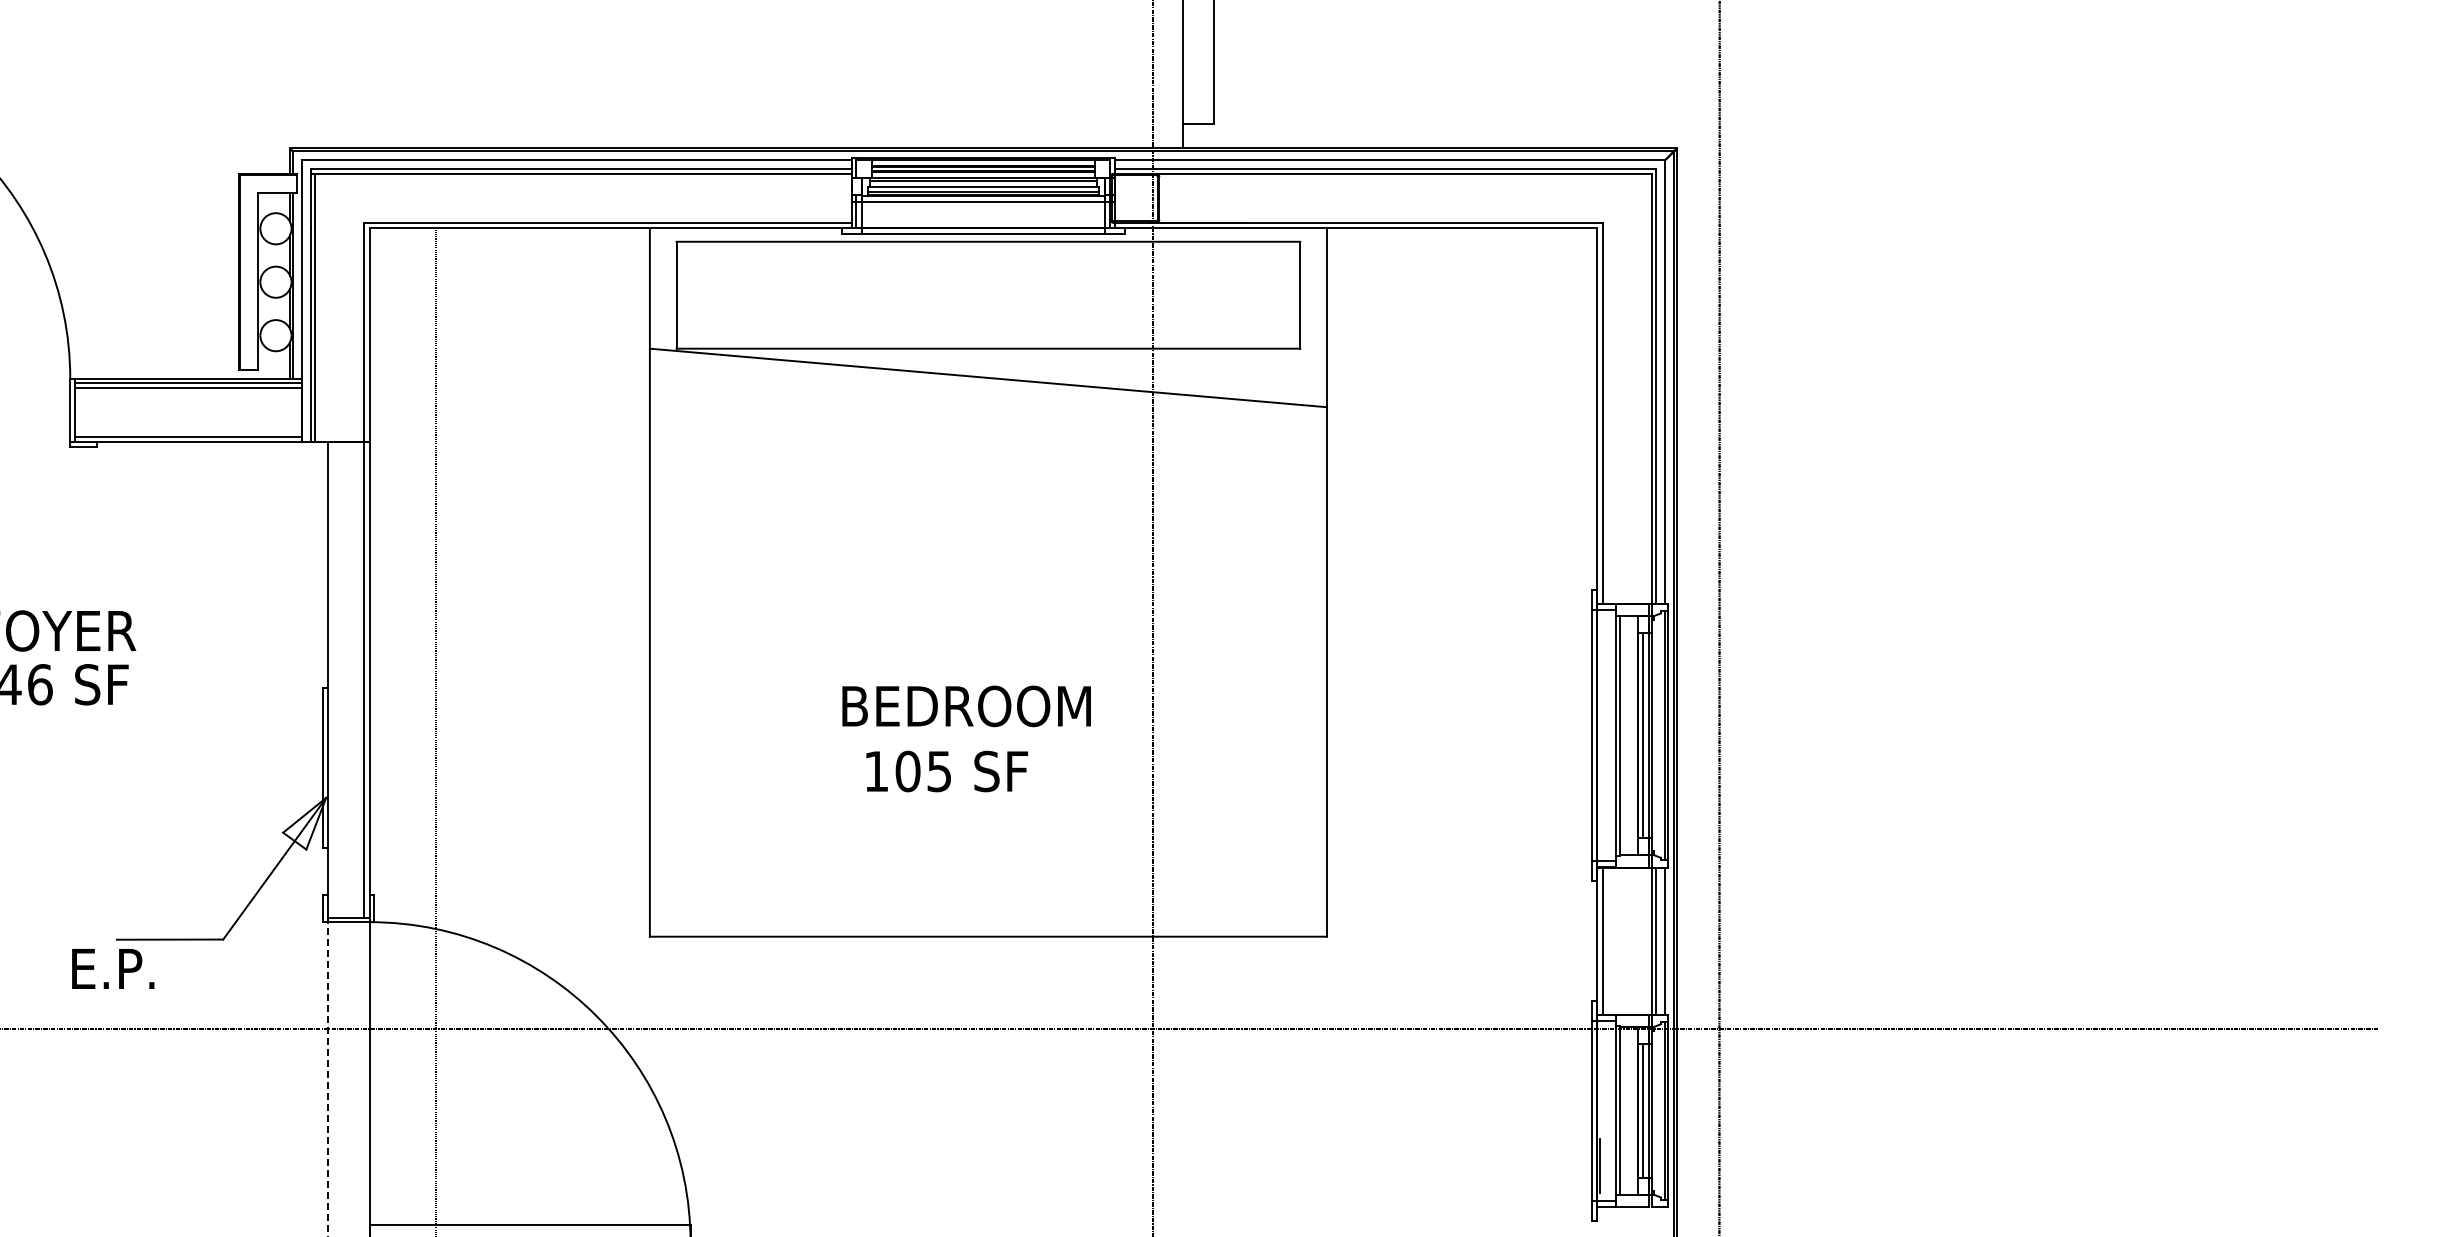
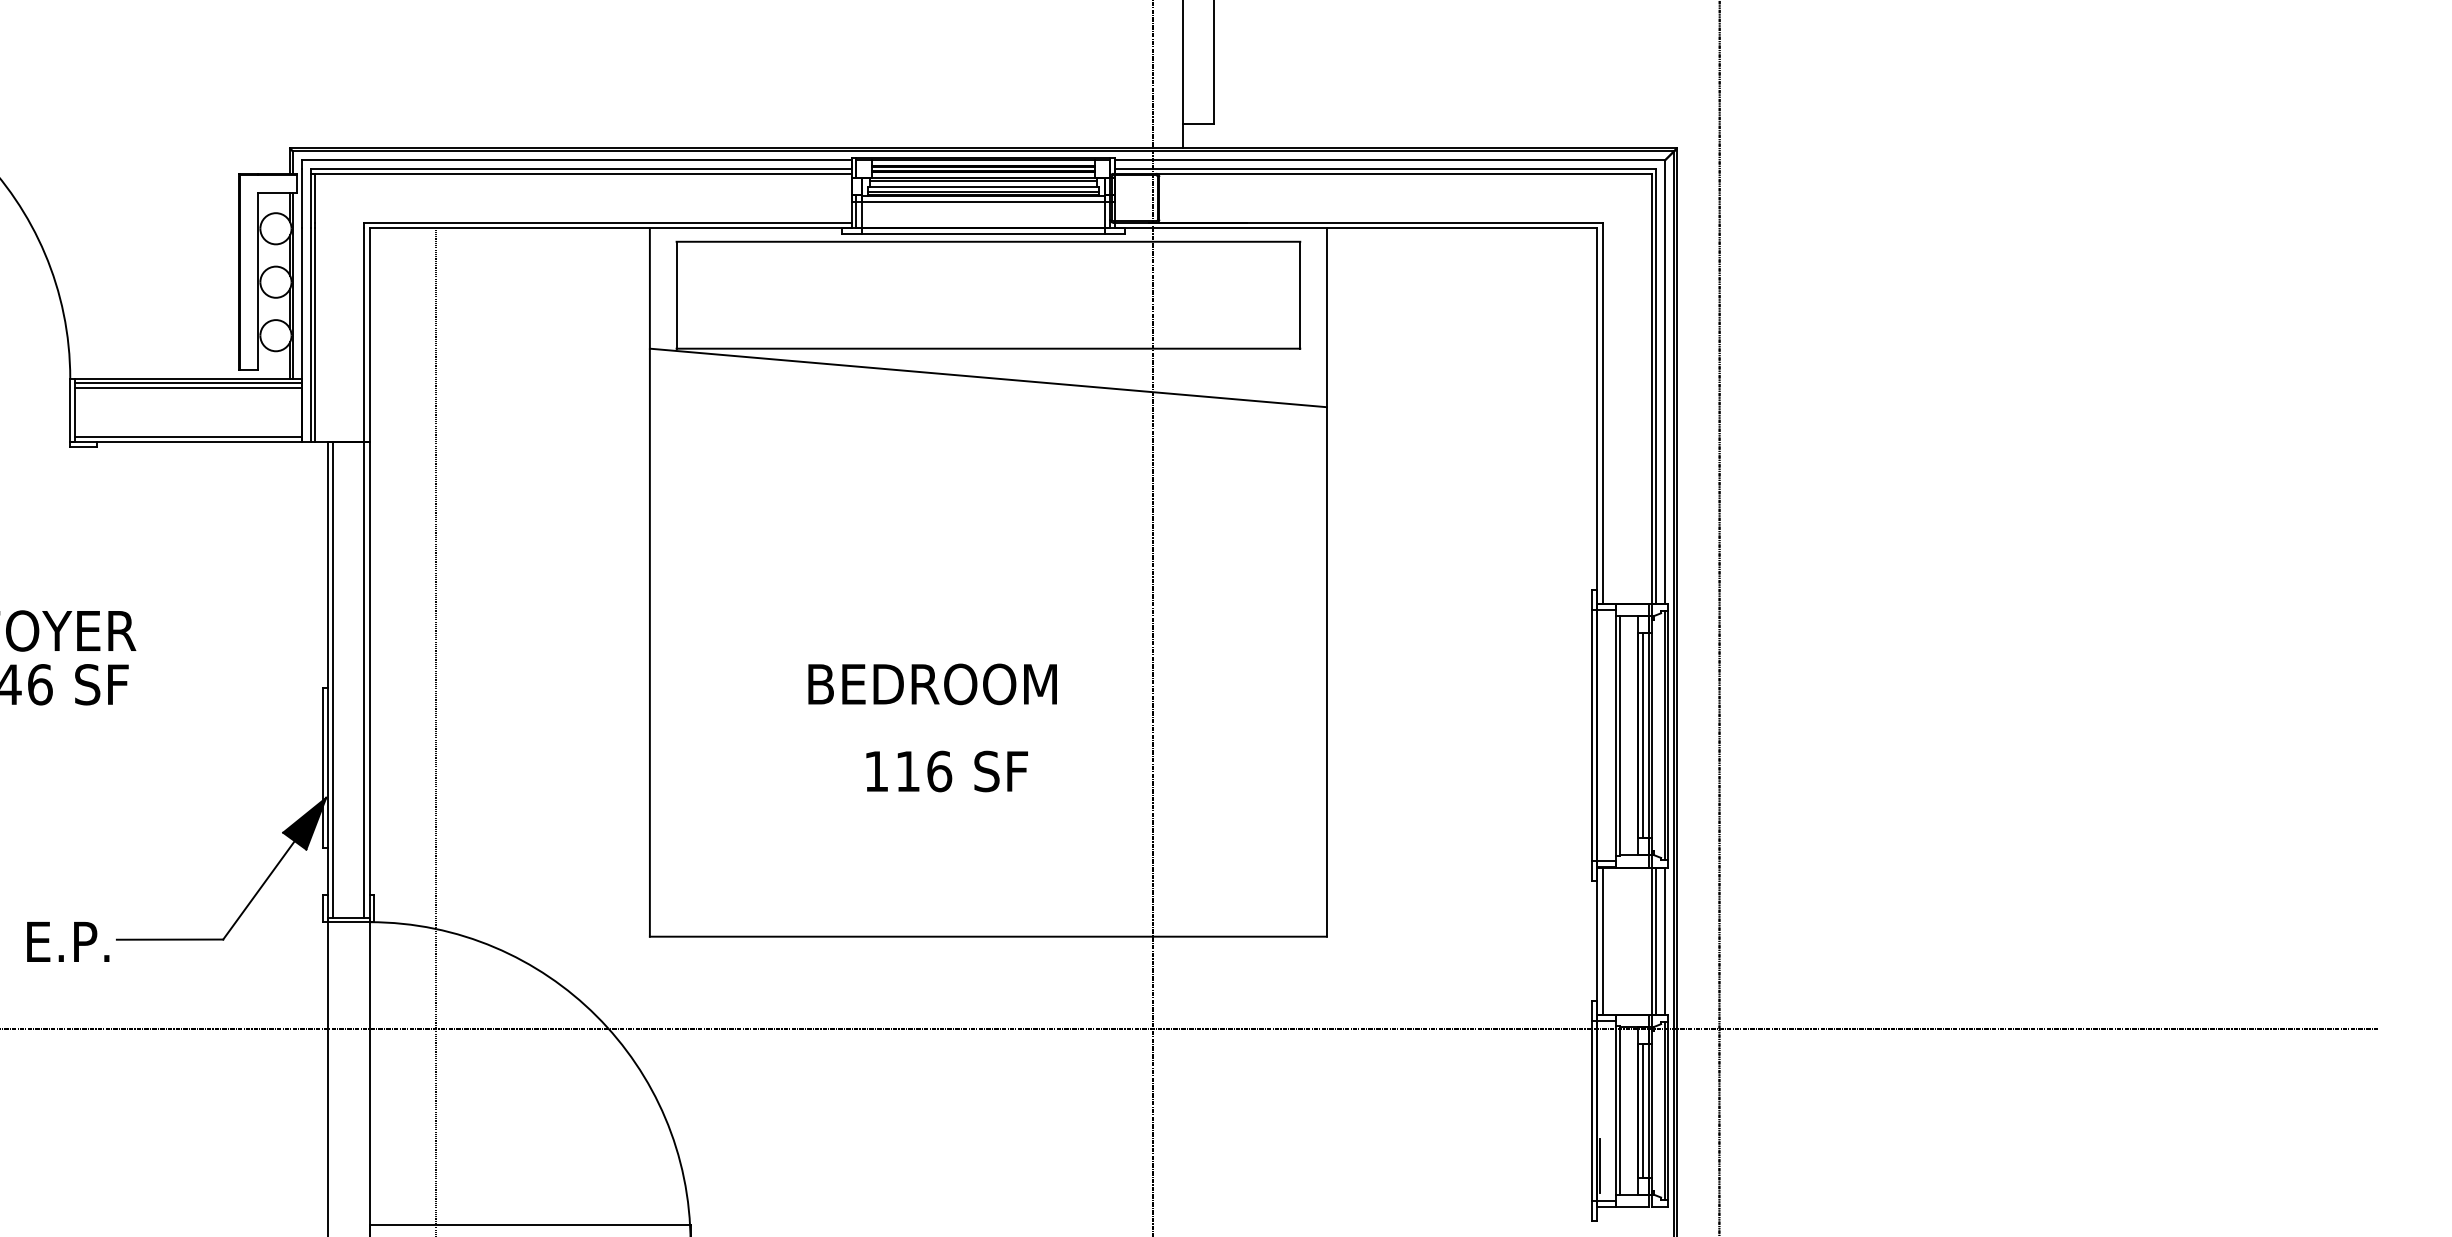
line: none -> present (333, 679)
text position: (966, 706) -> (932, 684) (932, 684)
text: 105 -> 116 (923, 771)
fill: none -> present (304, 823)
text position: (113, 968) -> (68, 941) (68, 941)
line: dashed -> solid (327, 1079)
